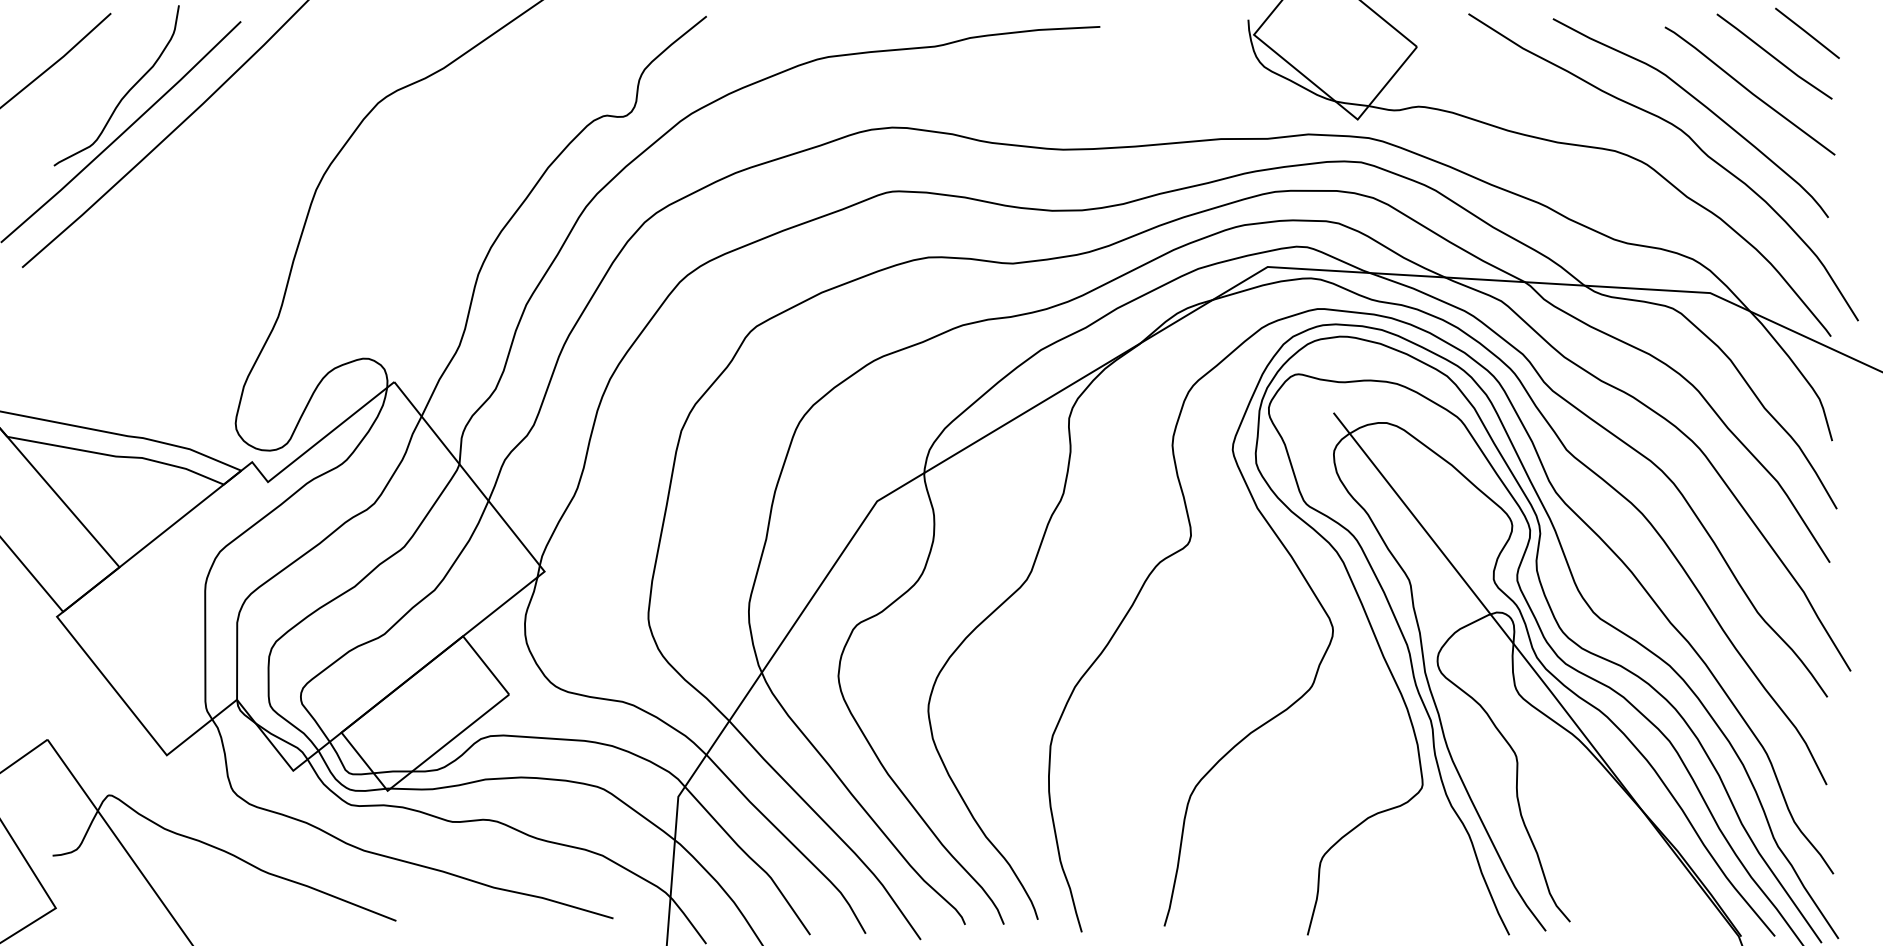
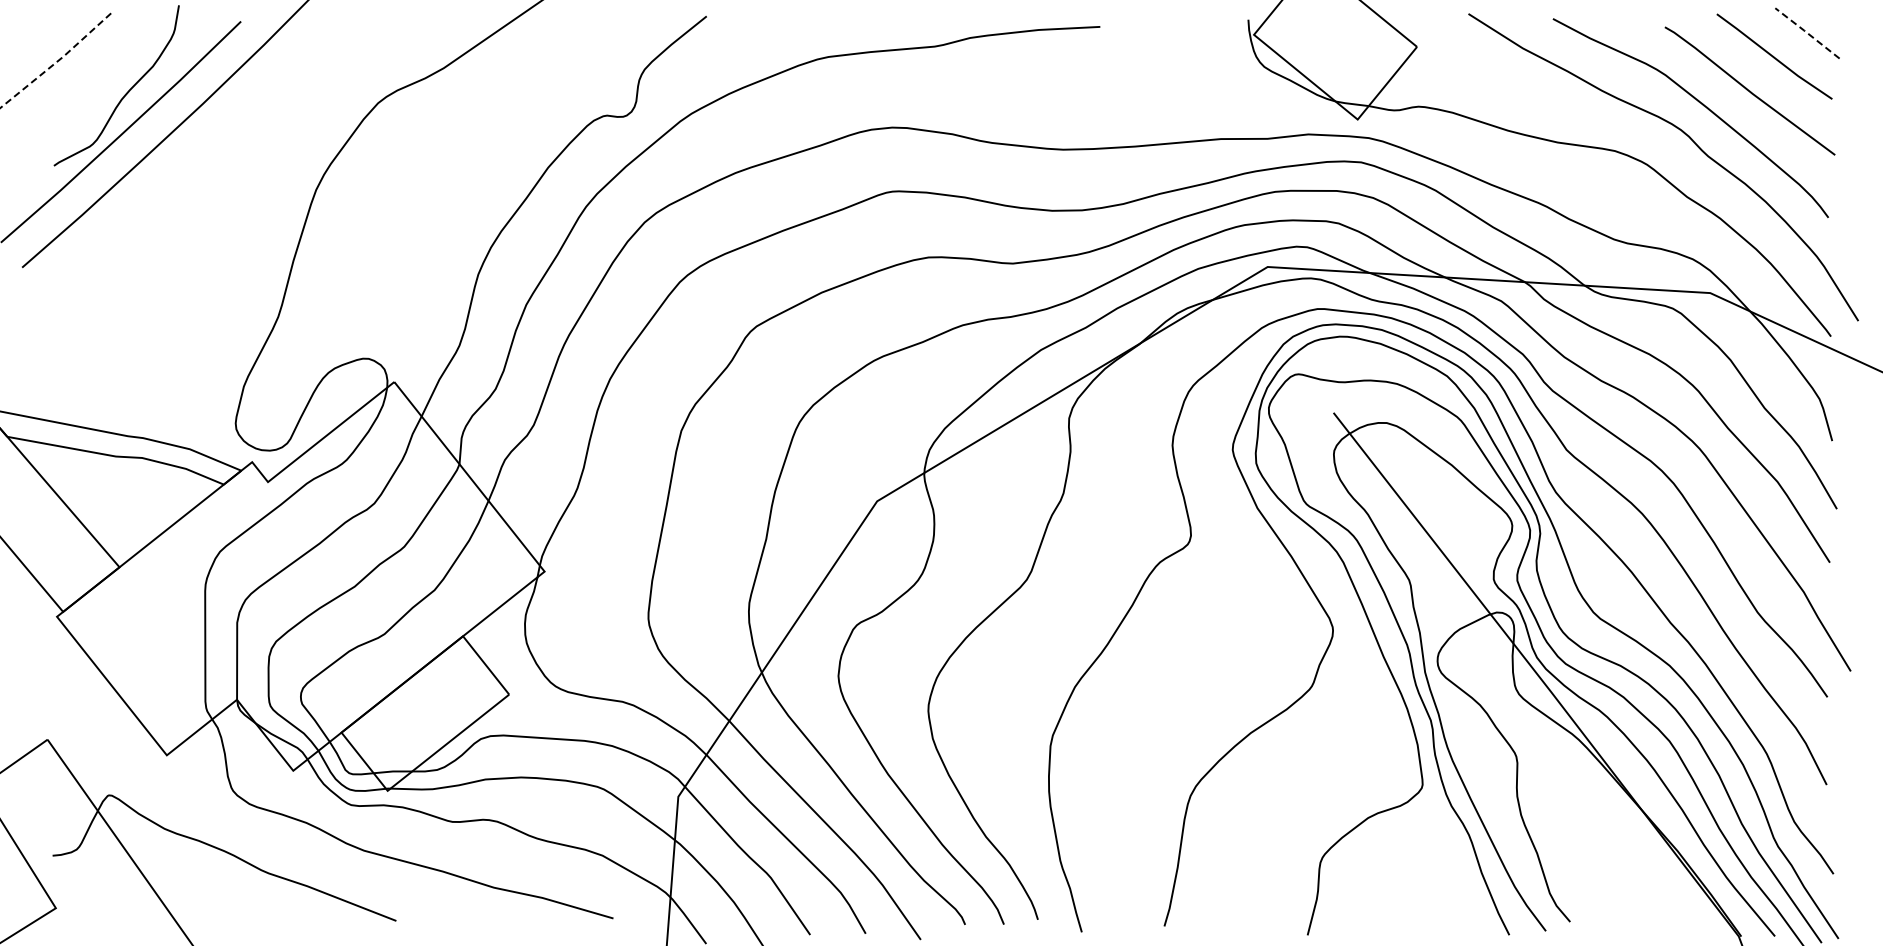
line: solid -> dashed (1807, 32)
line: solid -> dashed (57, 61)
